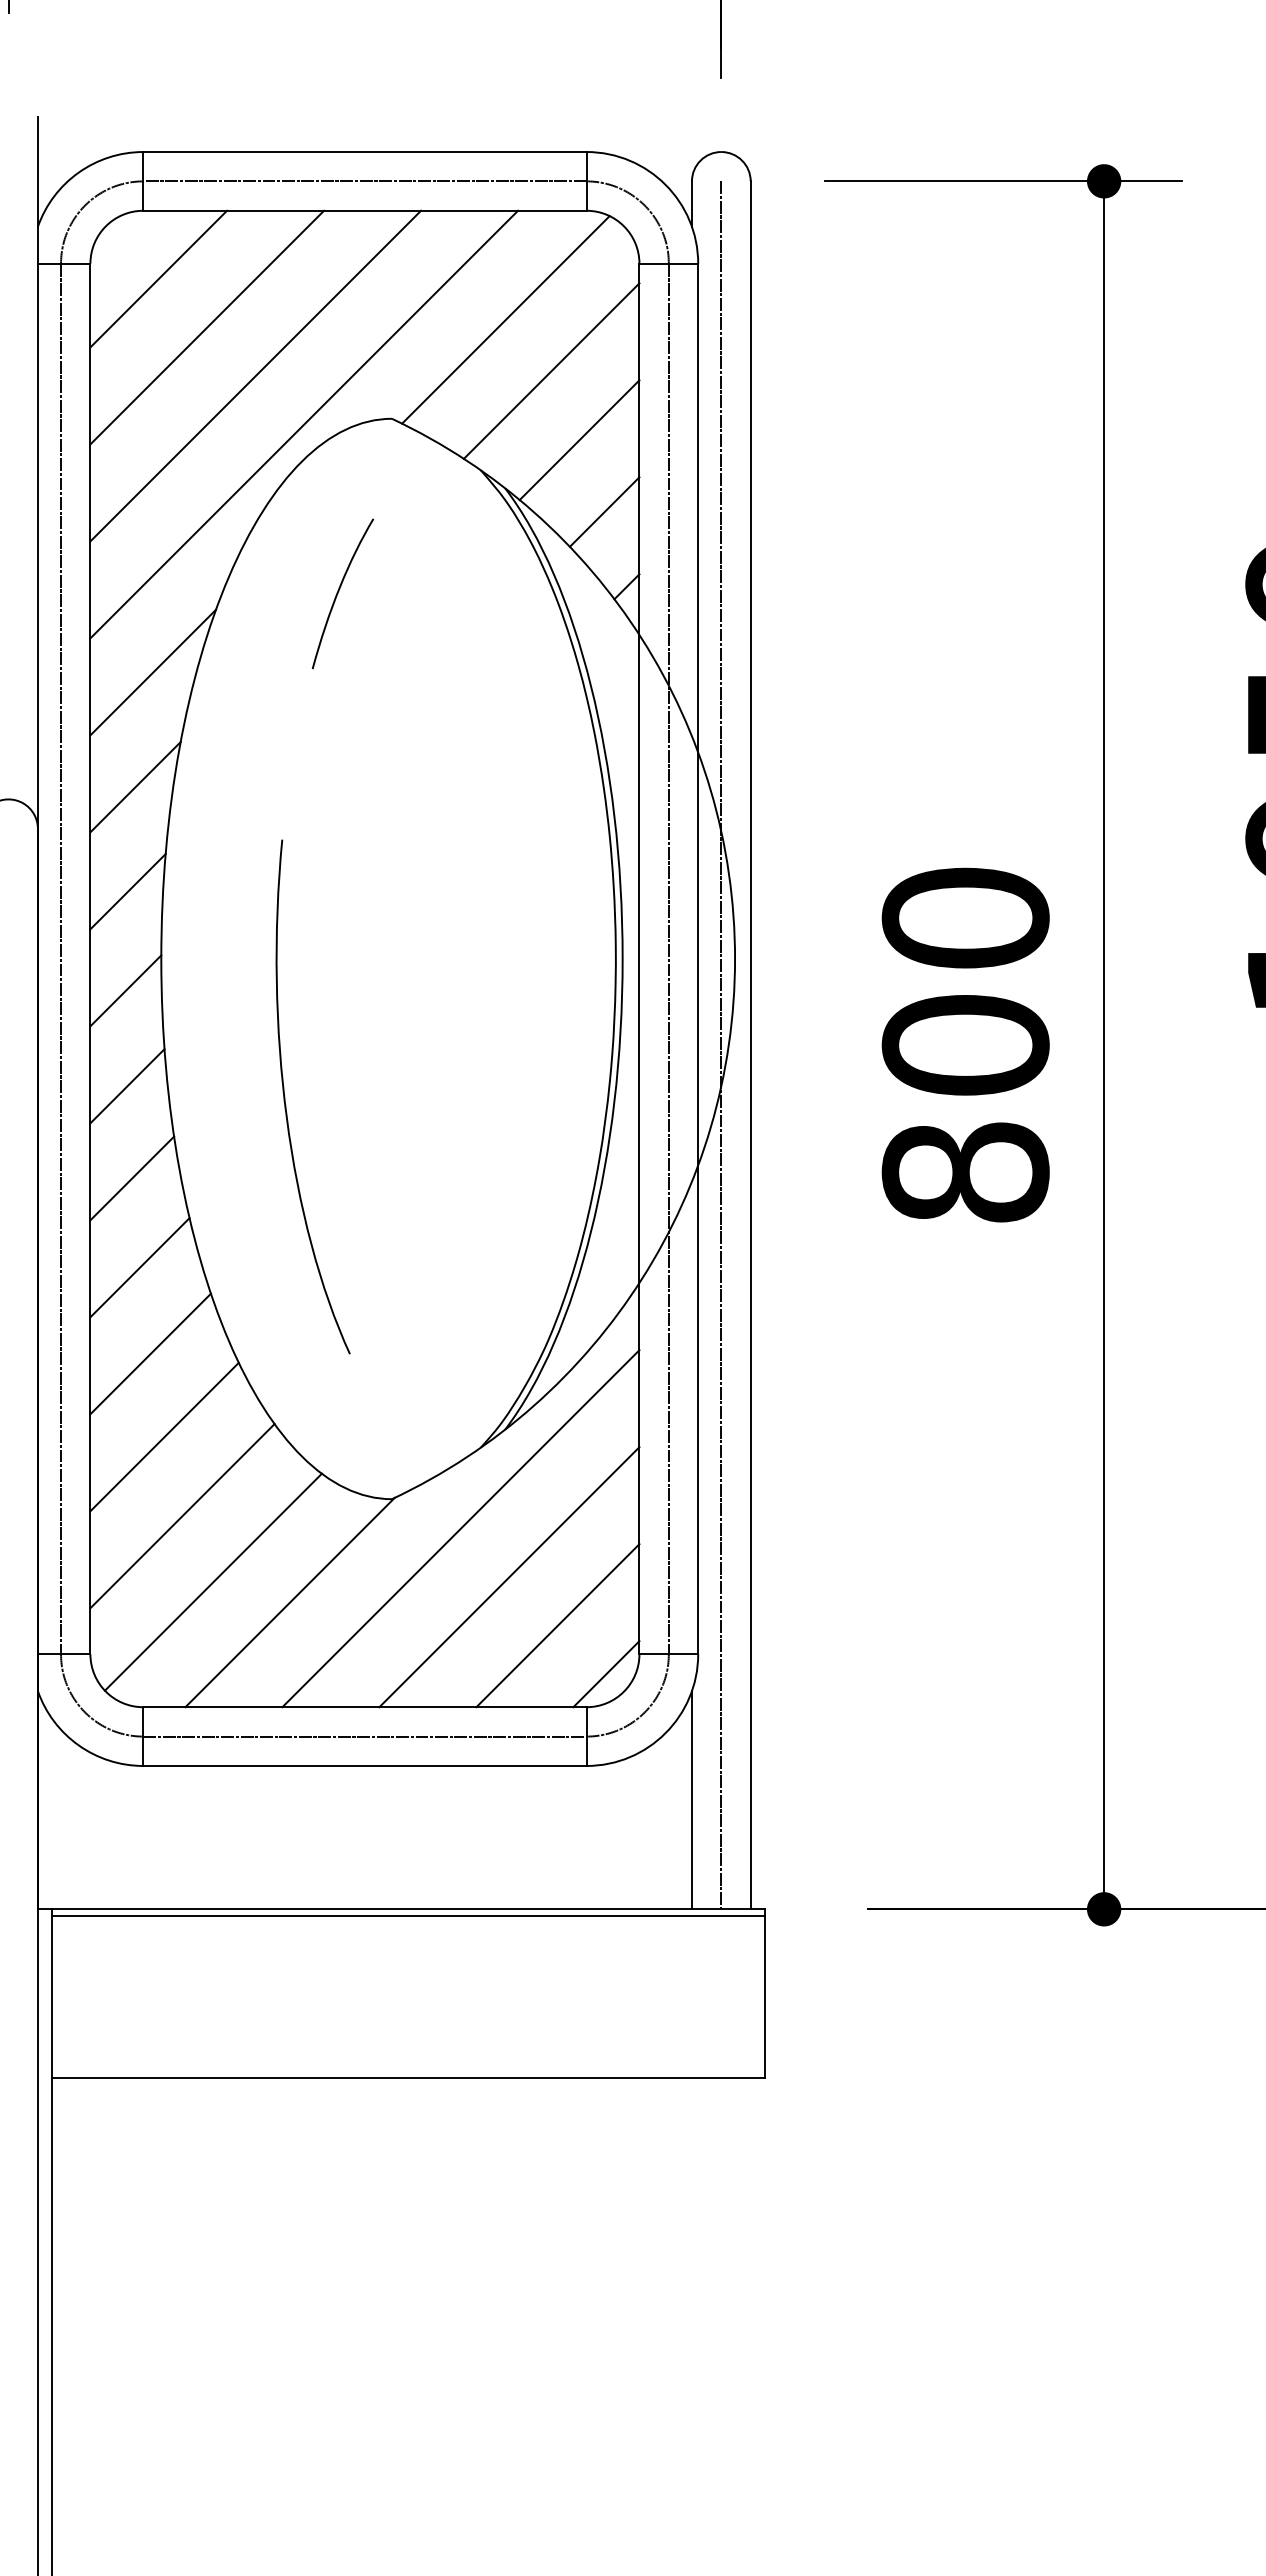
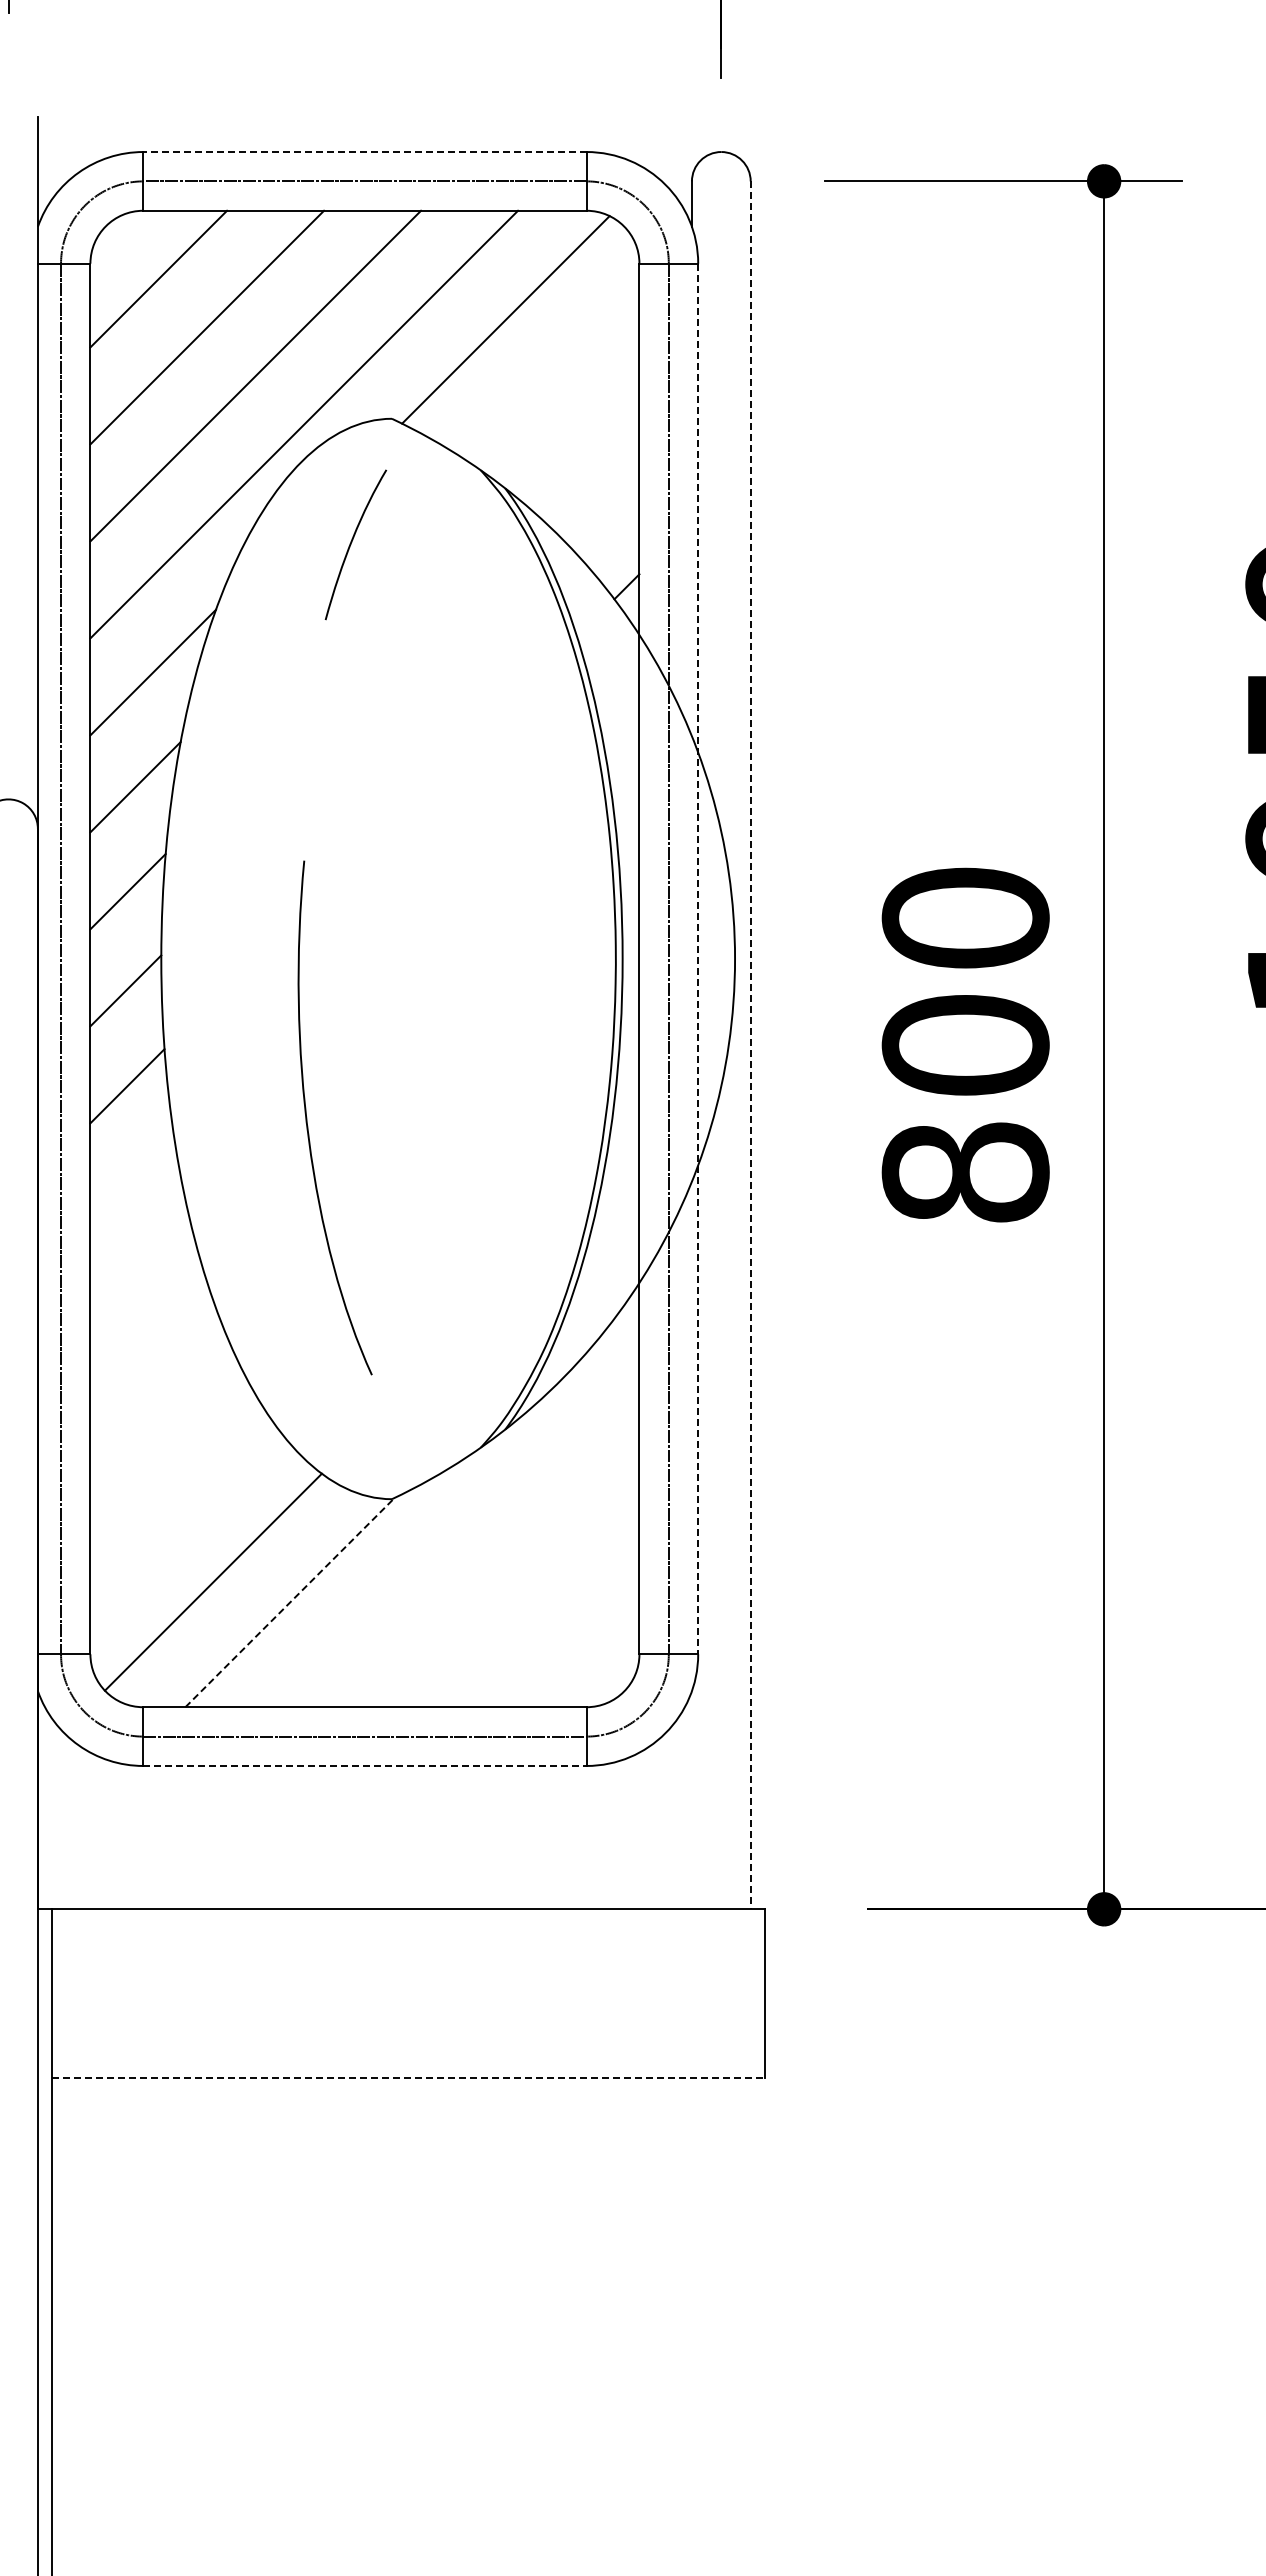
line: solid -> dashed (364, 152)
line: present -> none (551, 370)
line: present -> none (579, 440)
line: present -> none (604, 511)
curve position: (339, 591) -> (352, 542) (352, 542)
line: solid -> dashed (698, 959)
line: present -> none (721, 1045)
line: solid -> dashed (750, 1045)
curve position: (285, 1096) -> (307, 1117) (307, 1117)
line: present -> none (132, 1178)
line: present -> none (139, 1267)
line: present -> none (150, 1353)
line: present -> none (164, 1436)
line: present -> none (182, 1516)
line: present -> none (460, 1528)
line: present -> none (509, 1577)
line: solid -> dashed (290, 1602)
line: present -> none (557, 1625)
line: present -> none (606, 1674)
line: solid -> dashed (364, 1765)
line: present -> none (691, 1800)
line: present -> none (407, 1916)
line: solid -> dashed (408, 2078)
